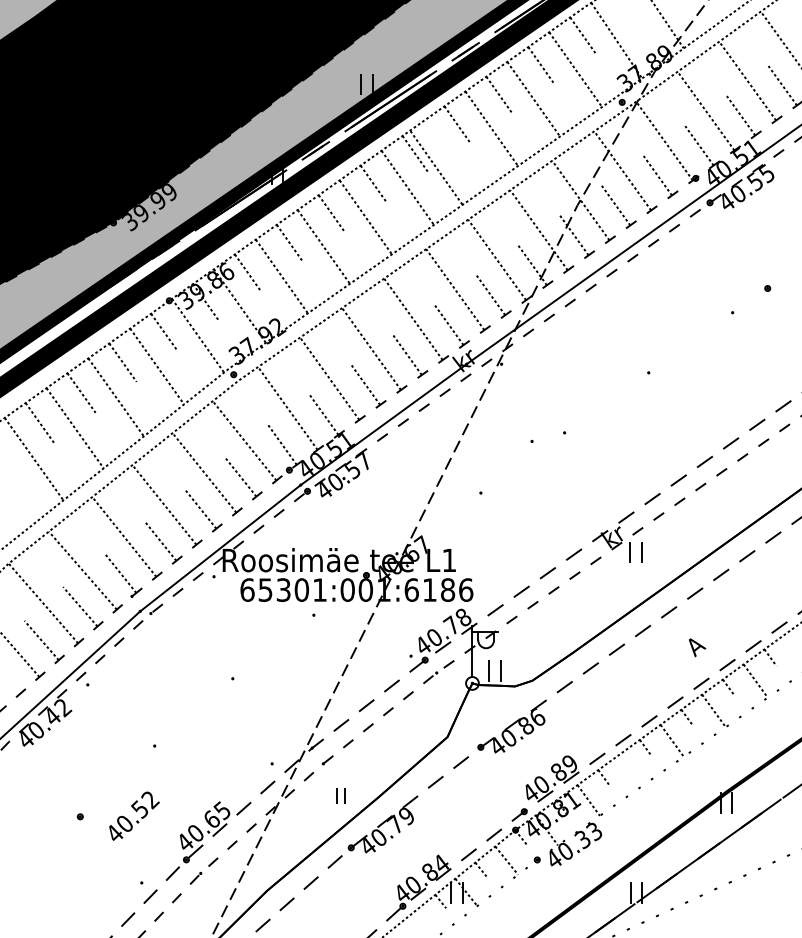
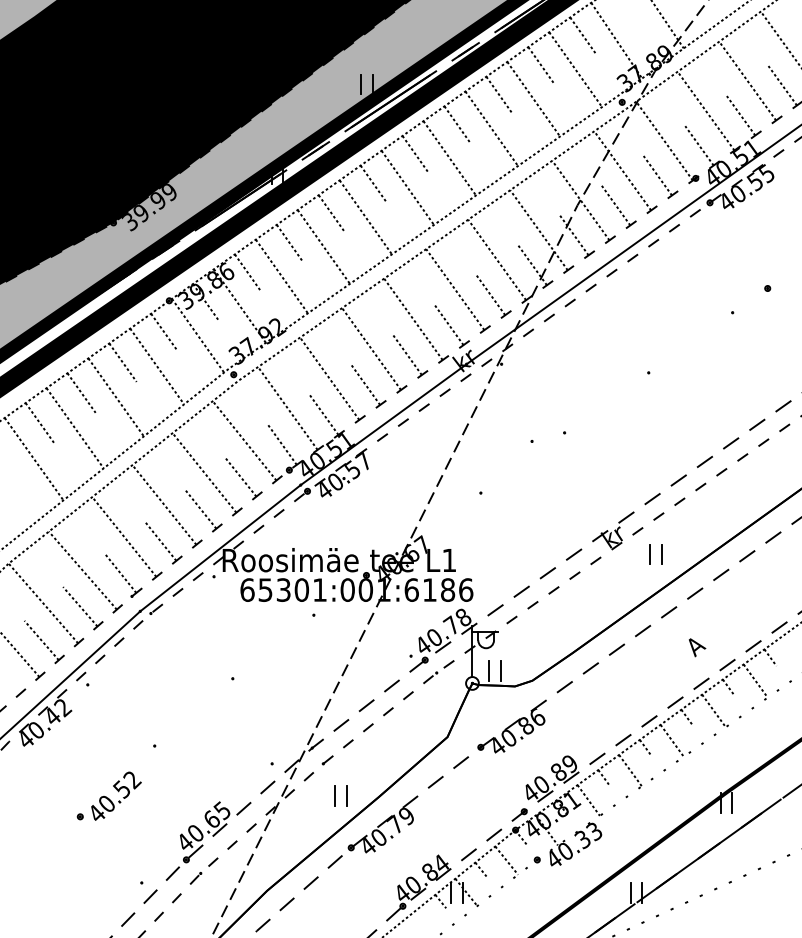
line position: (436, 168) -> (449, 158) (449, 158)
part position: (635, 552) -> (655, 554) (655, 554)
line: none -> present (630, 770)
part size: 10x16 px -> 14x22 px (340, 795)
text position: (134, 815) -> (116, 795) (116, 795)
